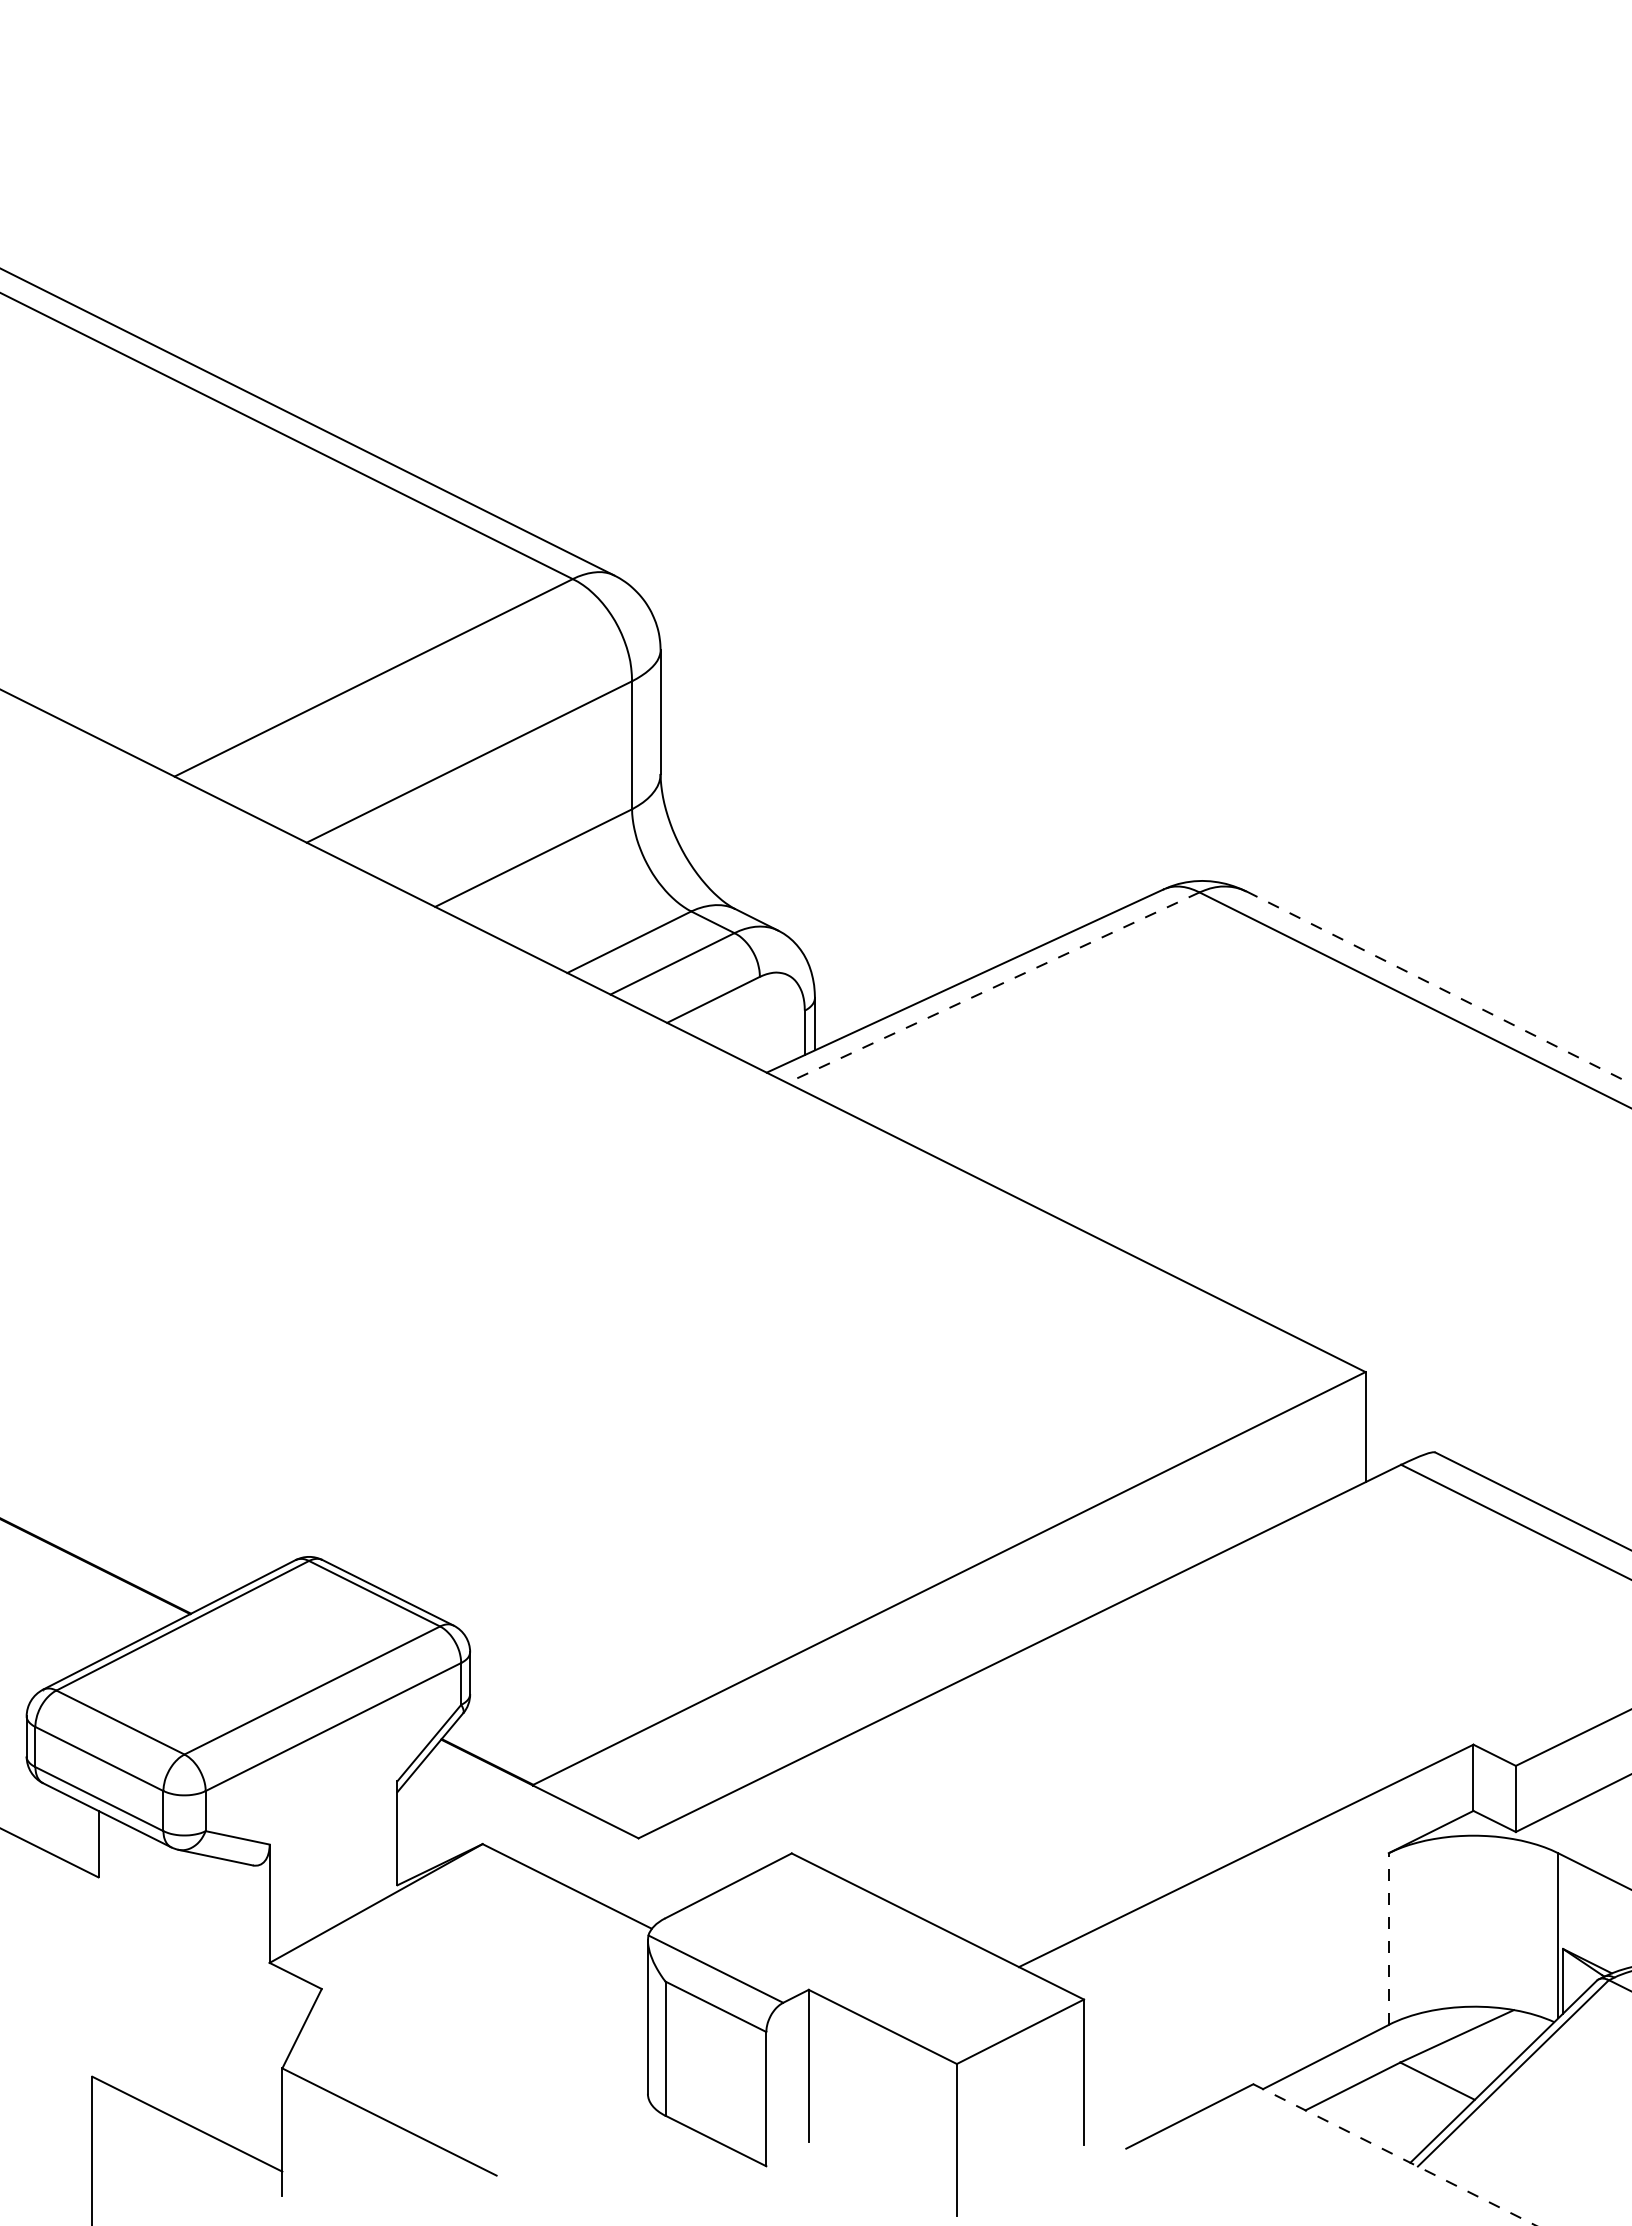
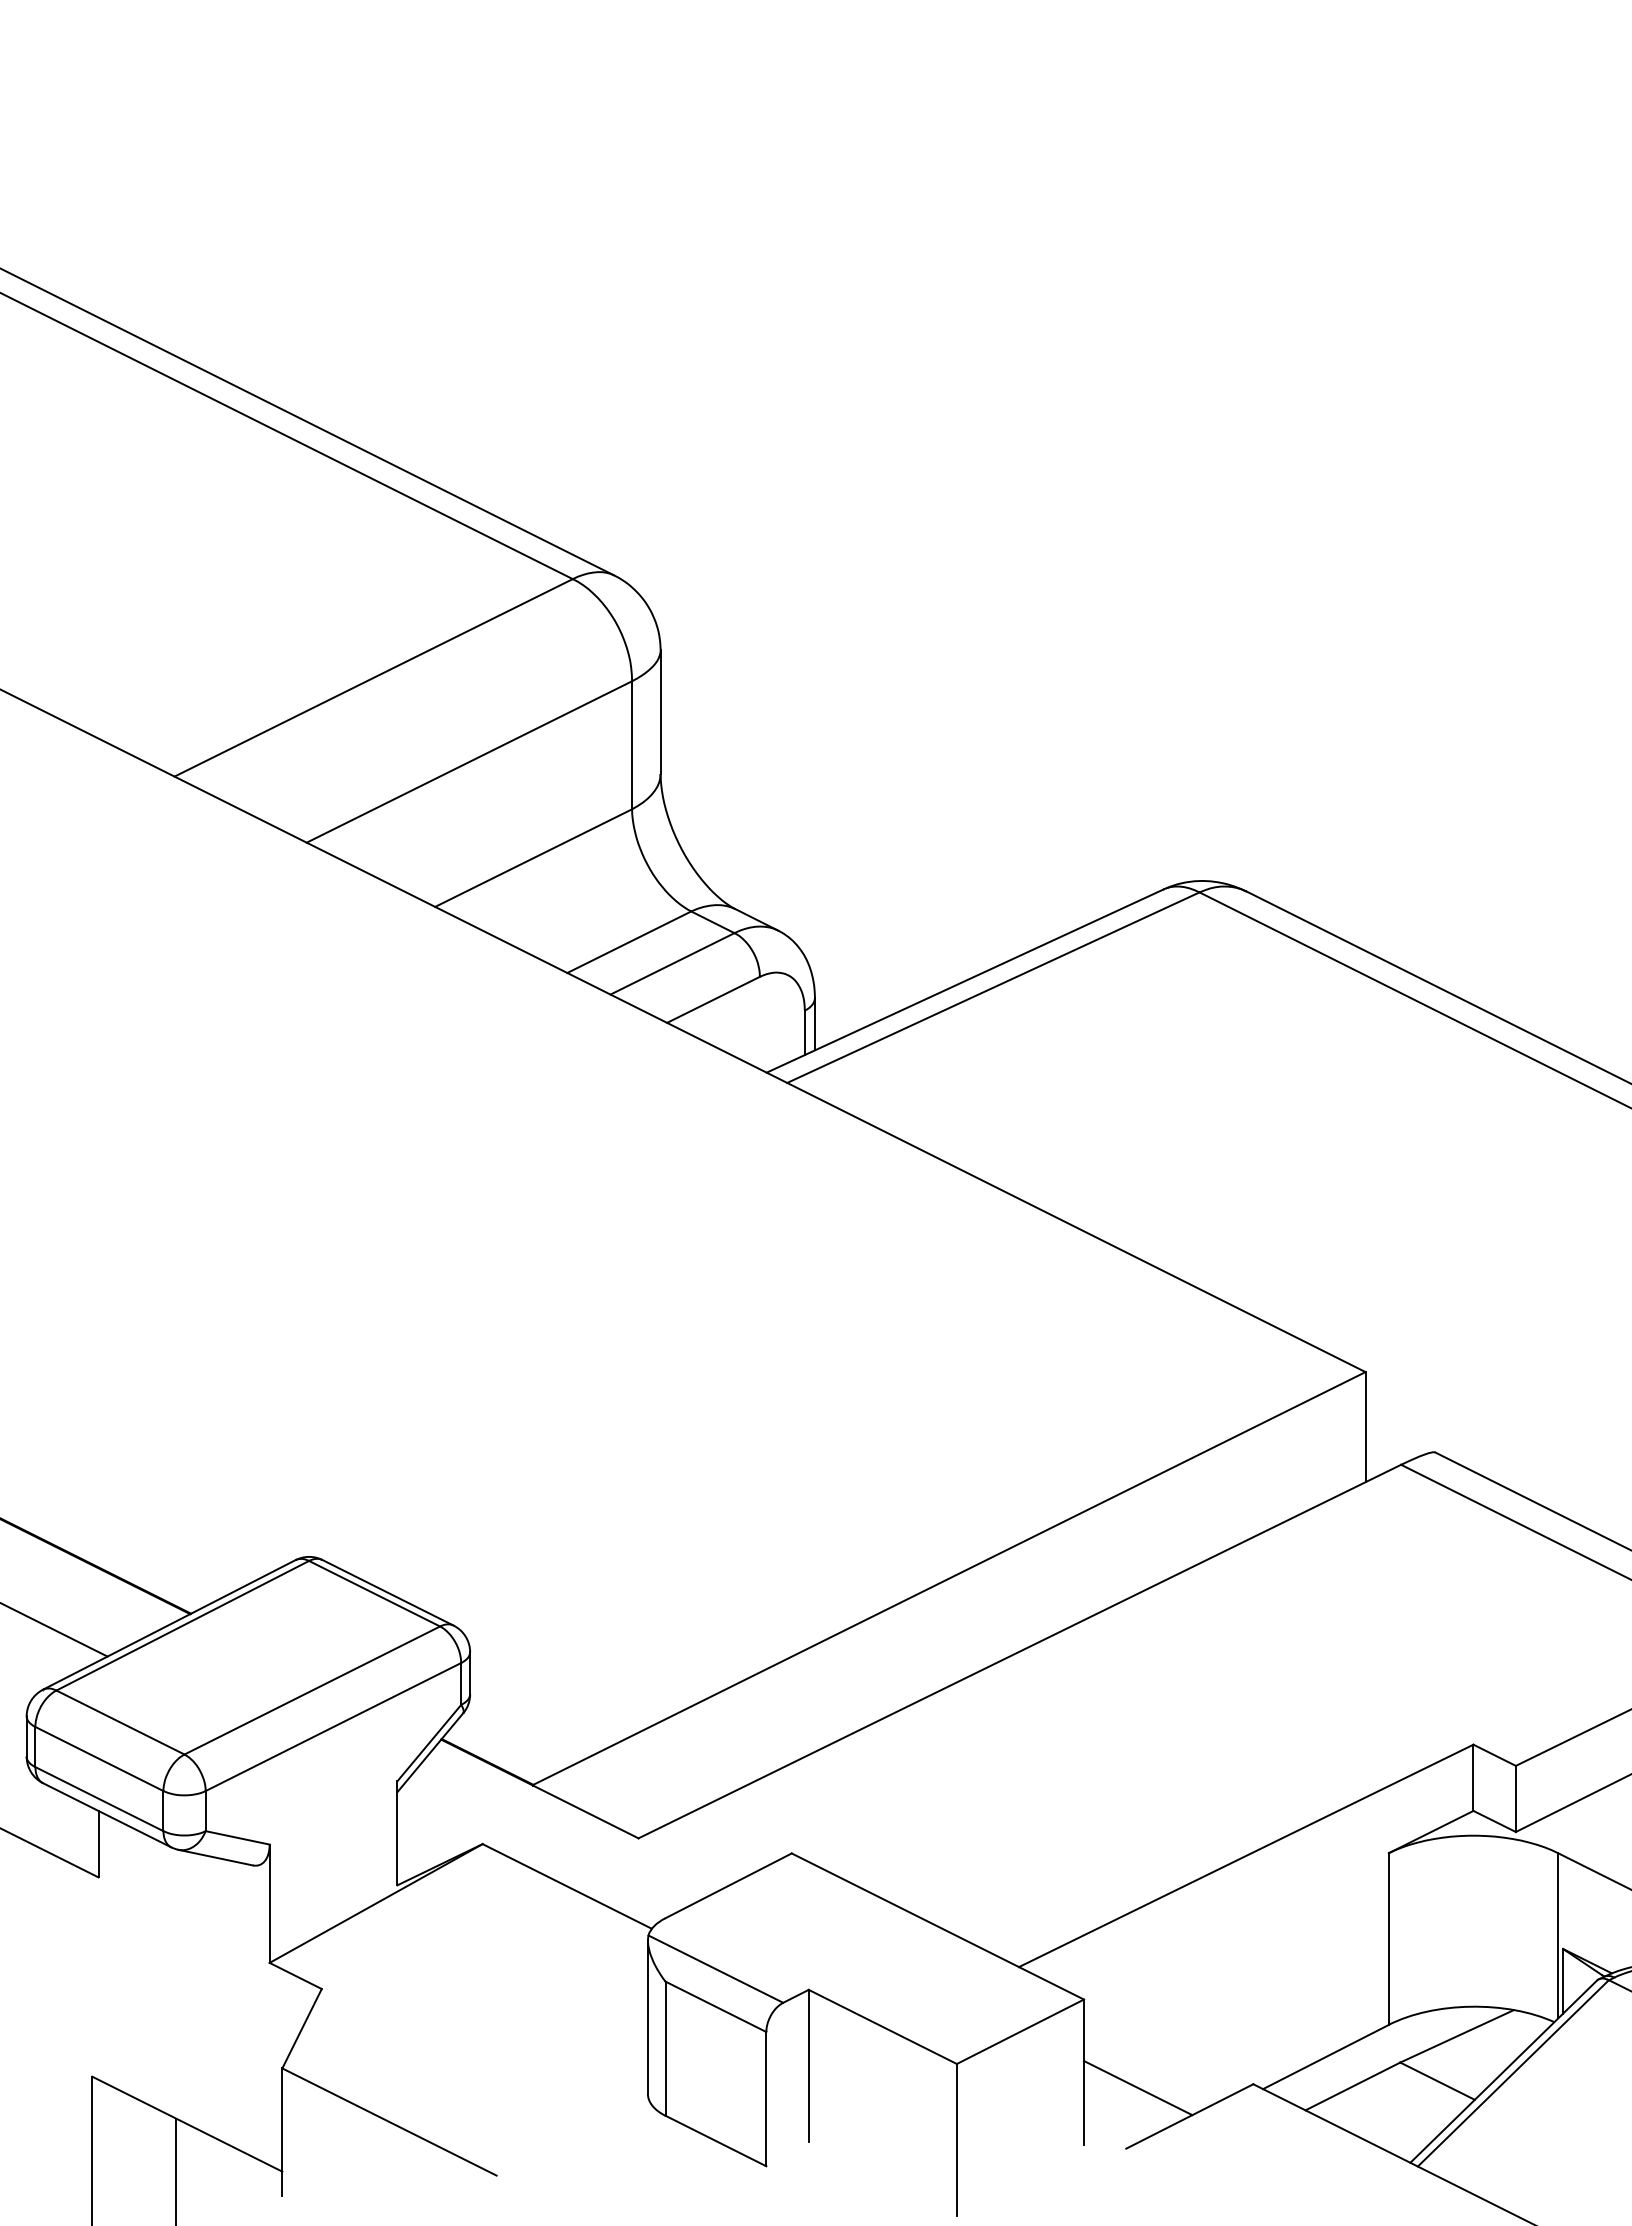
line: dashed -> solid (992, 987)
line: dashed -> solid (1438, 987)
line: none -> present (54, 1630)
line: dashed -> solid (1388, 1939)
line: none -> present (1137, 2088)
line: dashed -> solid (1395, 2155)
line: none -> present (176, 2170)
